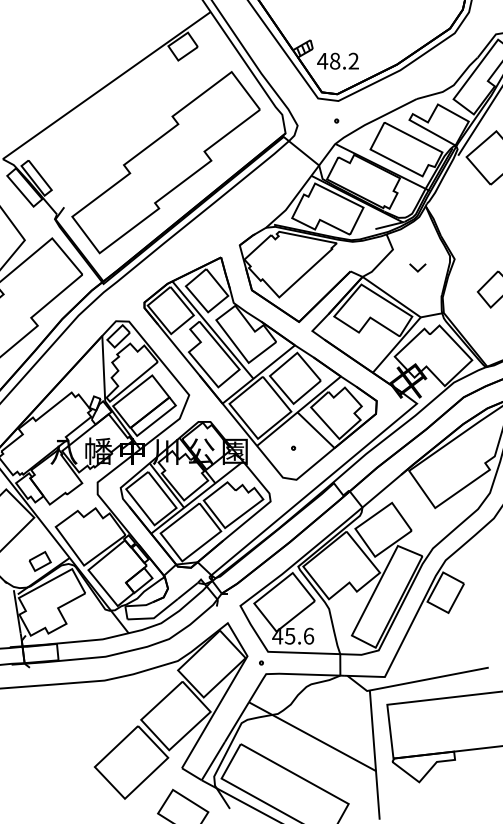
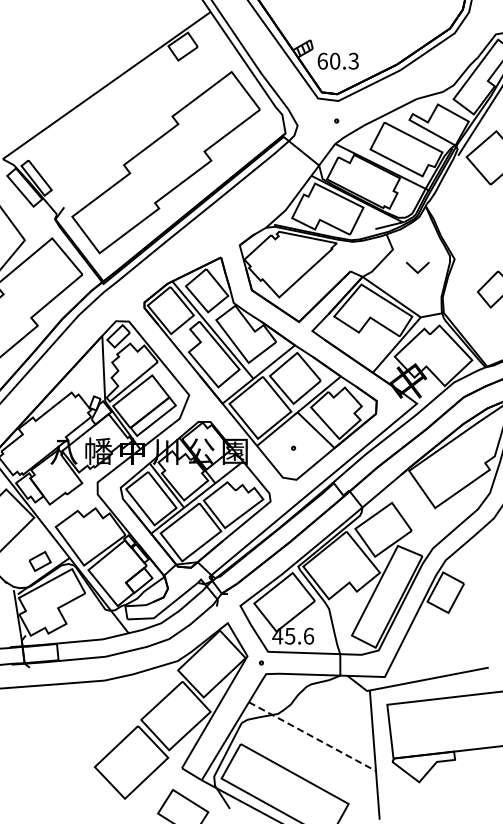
text: 48.2 -> 60.3 (337, 60)
part size: 18x10 px -> 24x13 px (417, 267)
line: solid -> dashed (311, 736)
